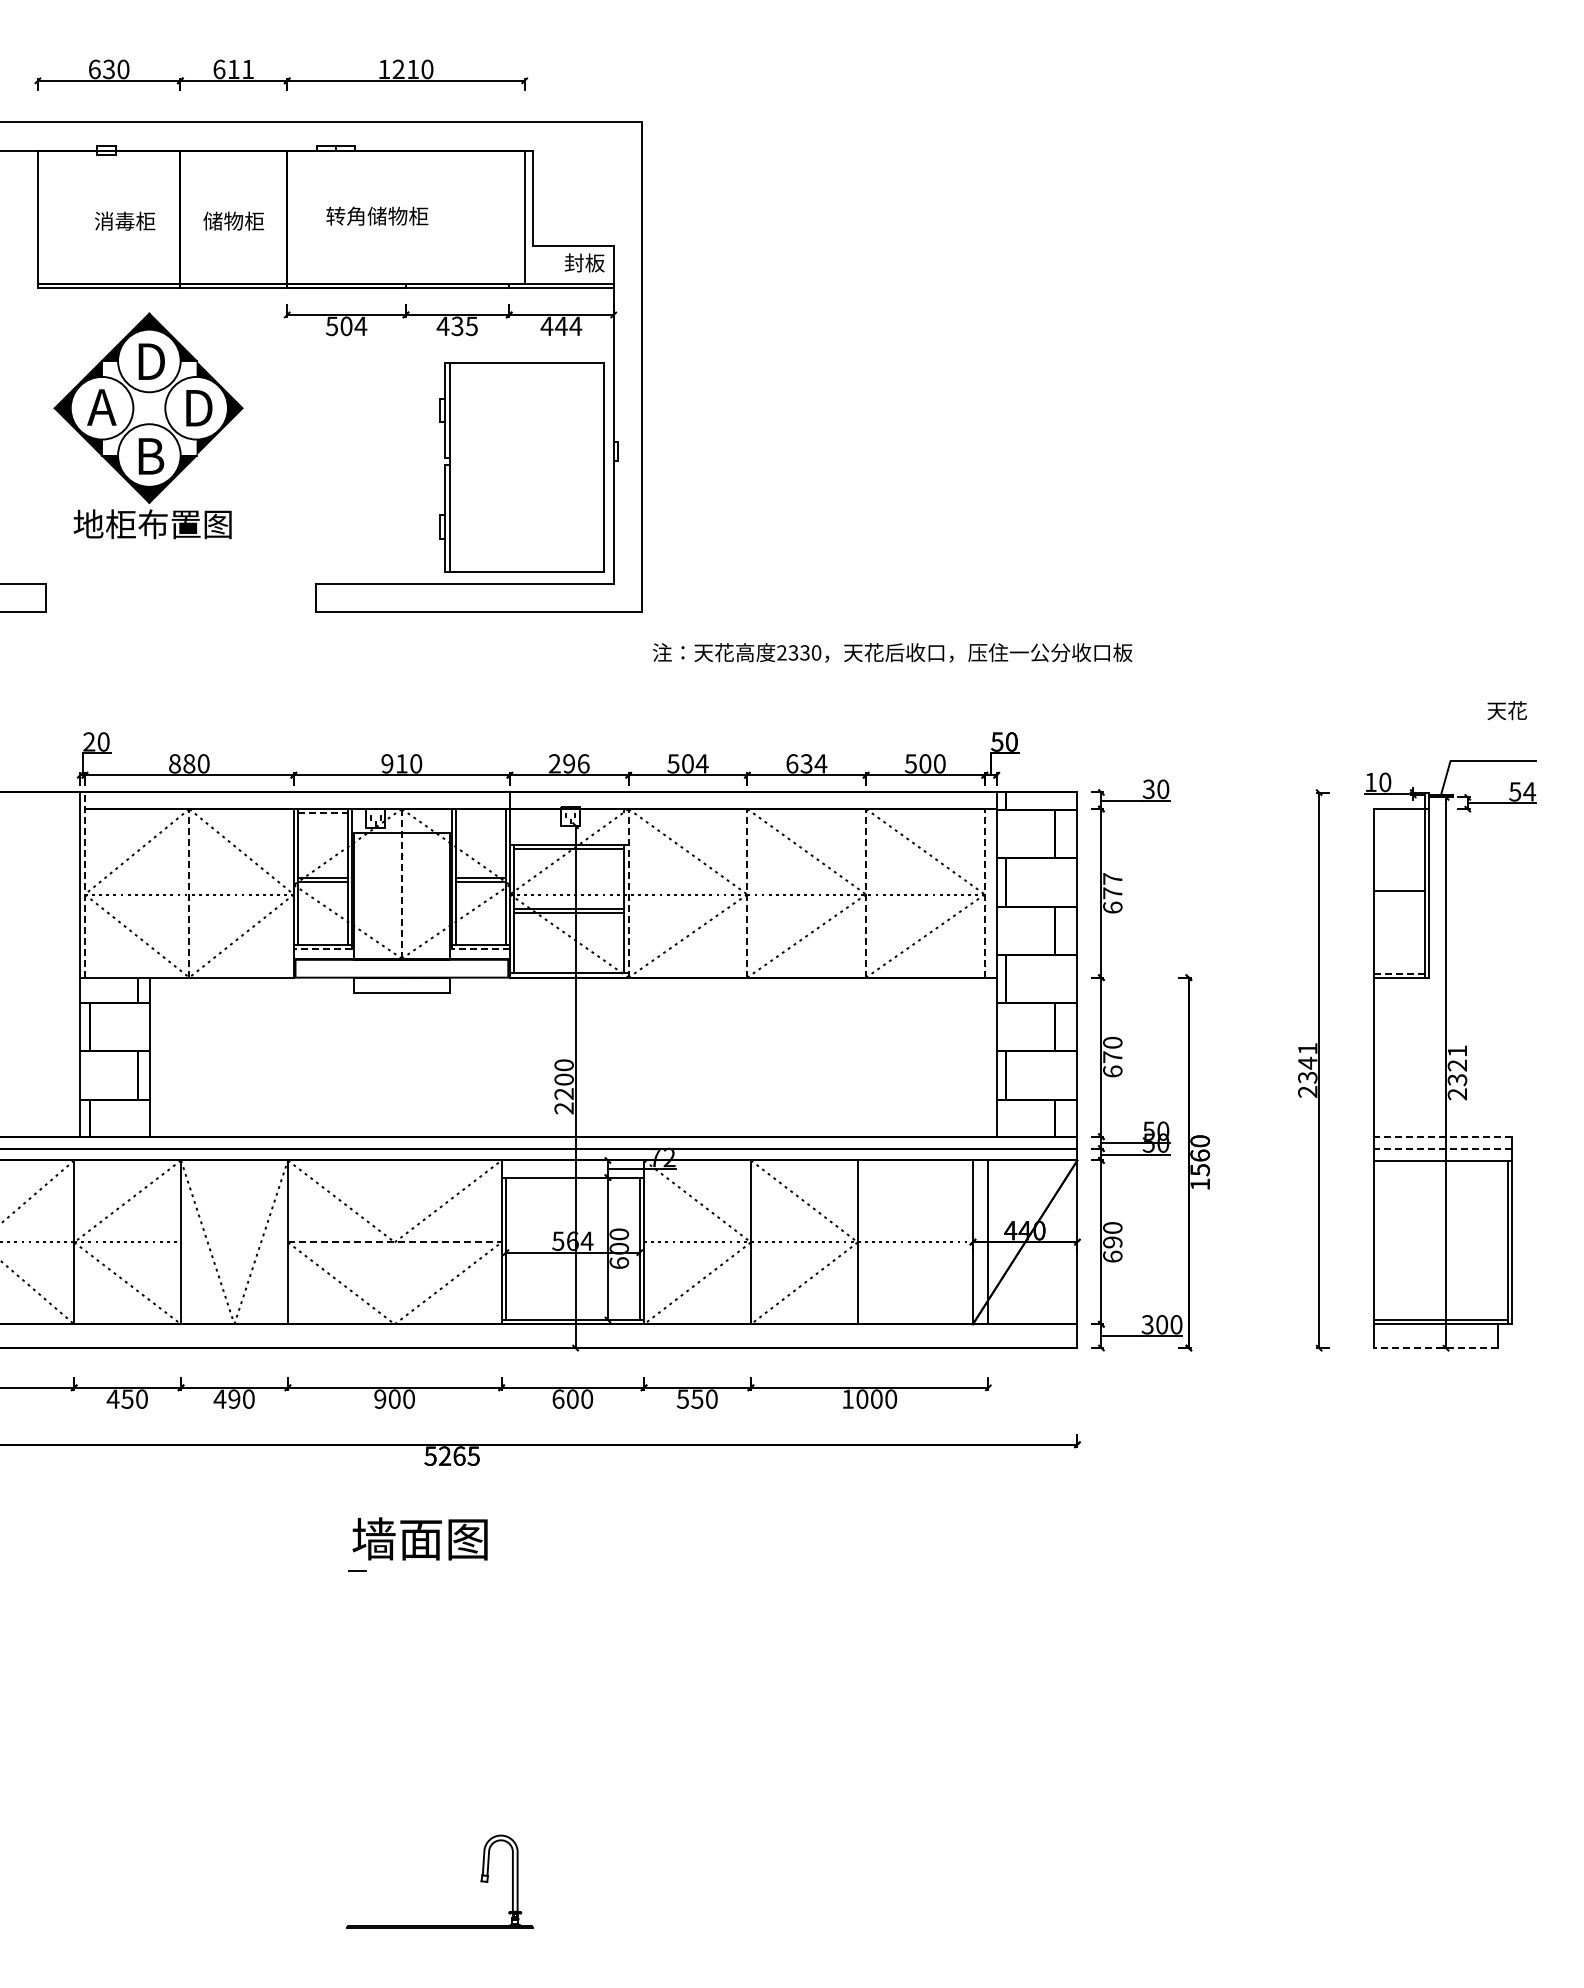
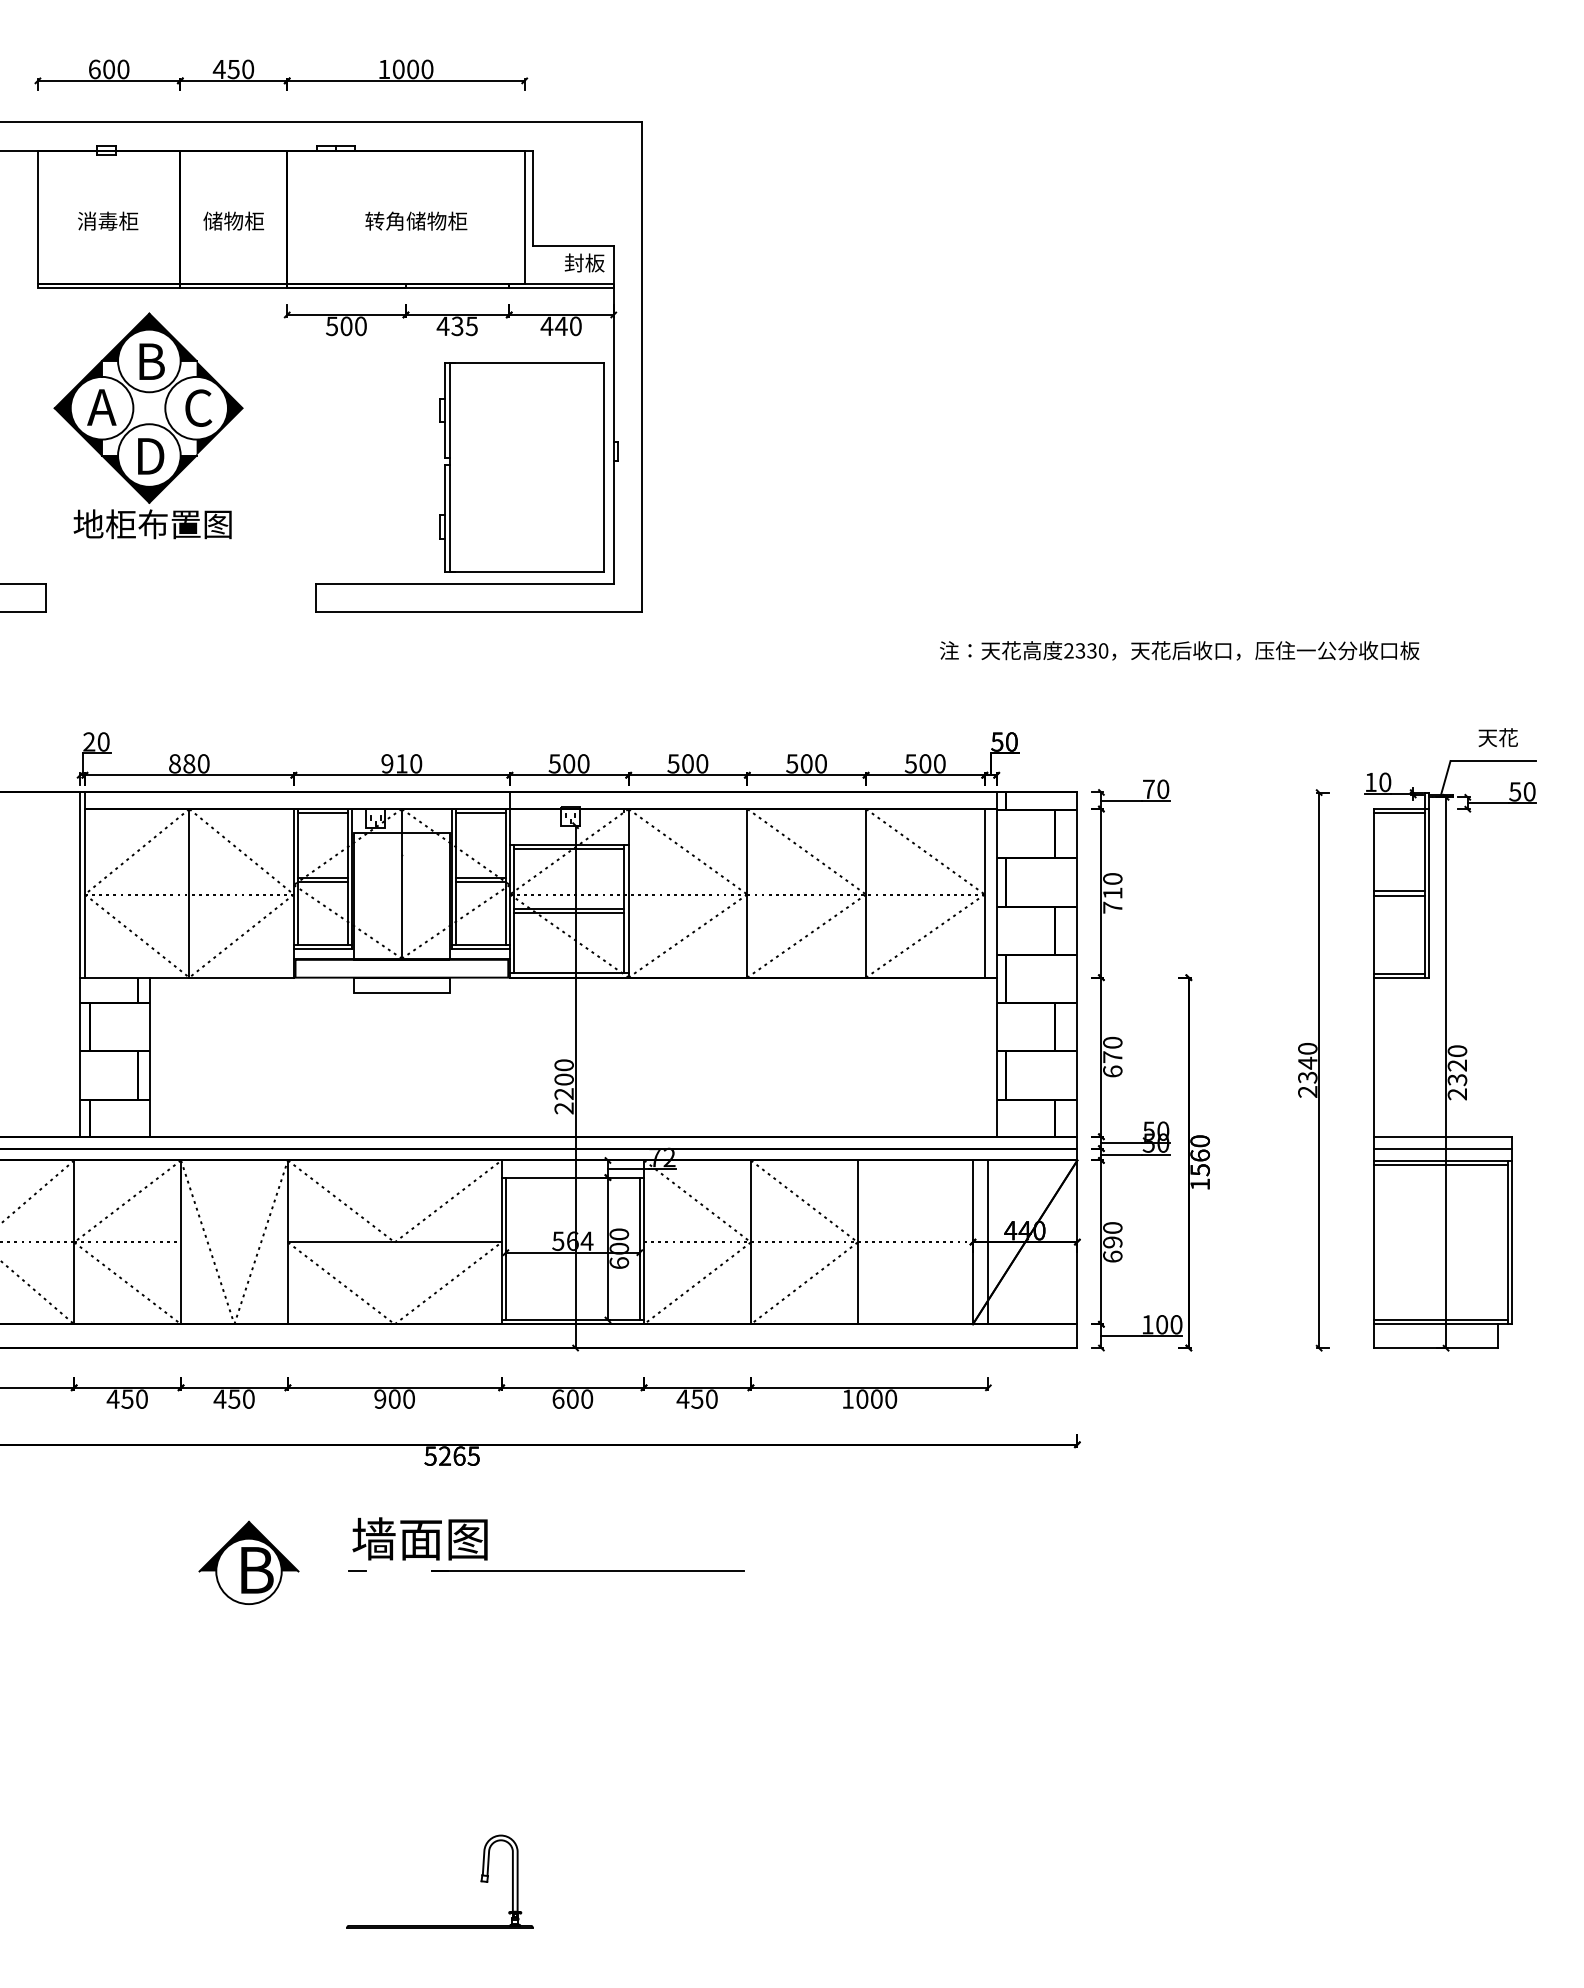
text: 630 -> 600 (108, 69)
text: 611 -> 450 (233, 69)
text: 1210 -> 1000 (405, 69)
text position: (377, 215) -> (416, 220) (416, 220)
text position: (125, 220) -> (108, 220) (108, 220)
text: 504 -> 500 (360, 326)
text: 444 -> 440 (575, 326)
text: D -> B (151, 361)
text: D -> C (198, 407)
text: B -> D (151, 456)
text position: (892, 652) -> (1179, 650) (1179, 650)
text position: (1506, 710) -> (1497, 737) (1497, 737)
text: 296 -> 500 (568, 763)
text: 504 -> 500 (701, 763)
text: 634 -> 500 (806, 763)
text: 30 -> 70 (1148, 789)
text: 54 -> 50 (1529, 791)
line: dashed -> solid (322, 813)
line: none -> present (480, 813)
line: none -> present (1399, 813)
line: dashed -> solid (401, 883)
line: dashed -> solid (84, 885)
line: dashed -> solid (189, 892)
line: dashed -> solid (628, 892)
line: dashed -> solid (747, 892)
line: dashed -> solid (866, 892)
line: dashed -> solid (984, 892)
text: 677 -> 710 (1112, 893)
line: none -> present (1399, 895)
line: dashed -> solid (322, 949)
line: dashed -> solid (480, 949)
line: dashed -> solid (1398, 973)
text: 2341 -> 2340 (1307, 1048)
text: 2321 -> 2320 (1457, 1050)
line: dashed -> solid (1443, 1136)
line: dashed -> solid (1443, 1148)
line: none -> present (1440, 1164)
line: dashed -> solid (394, 1242)
text: 300 -> 100 (1147, 1324)
line: dashed -> solid (1436, 1348)
text: 490 -> 450 (234, 1398)
text: 550 -> 450 (682, 1398)
part: none -> present (248, 1562)
line: none -> present (587, 1570)
